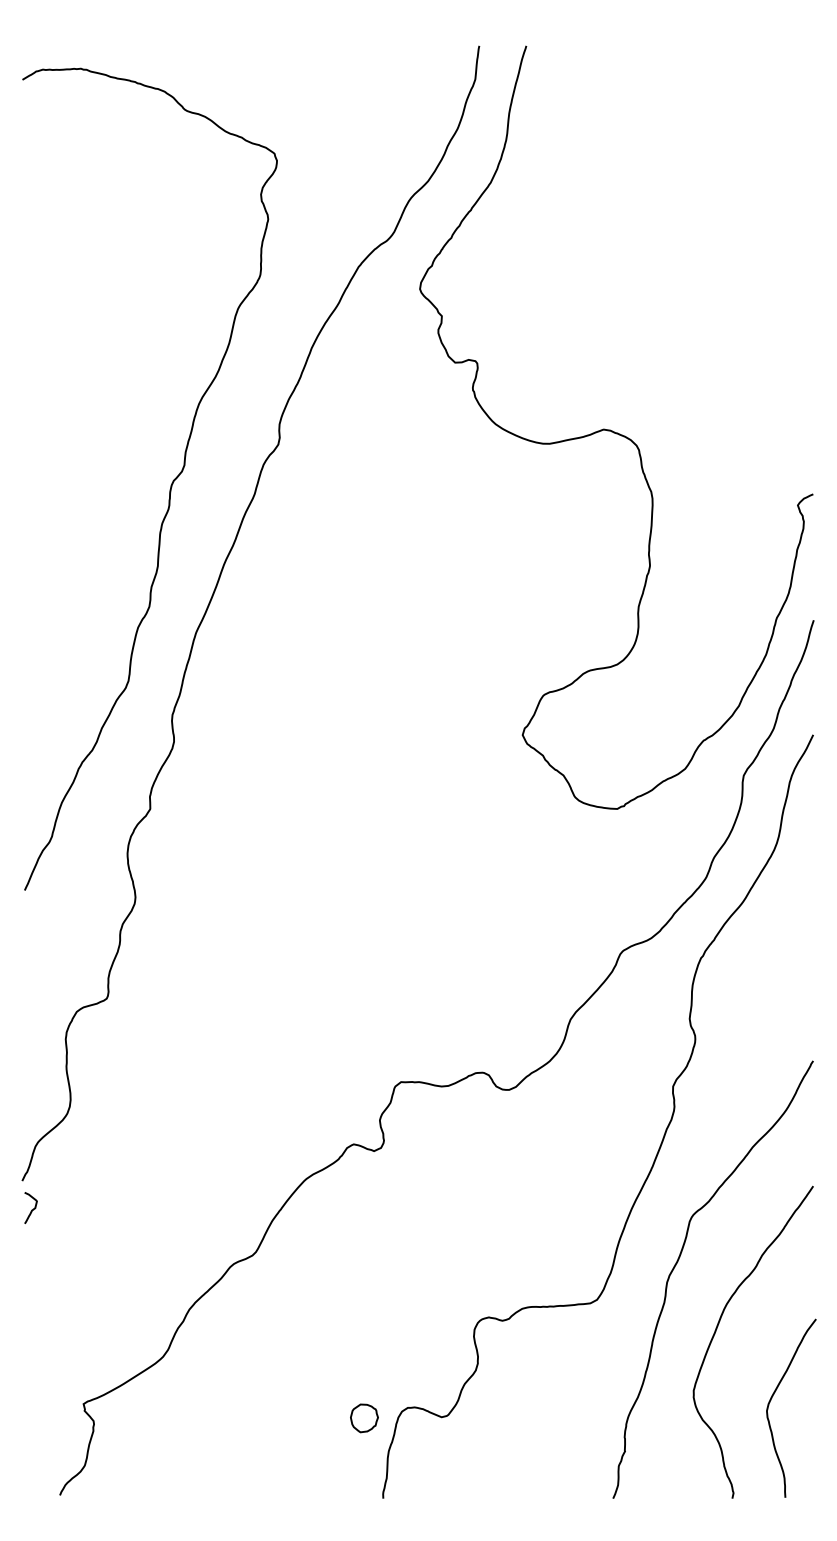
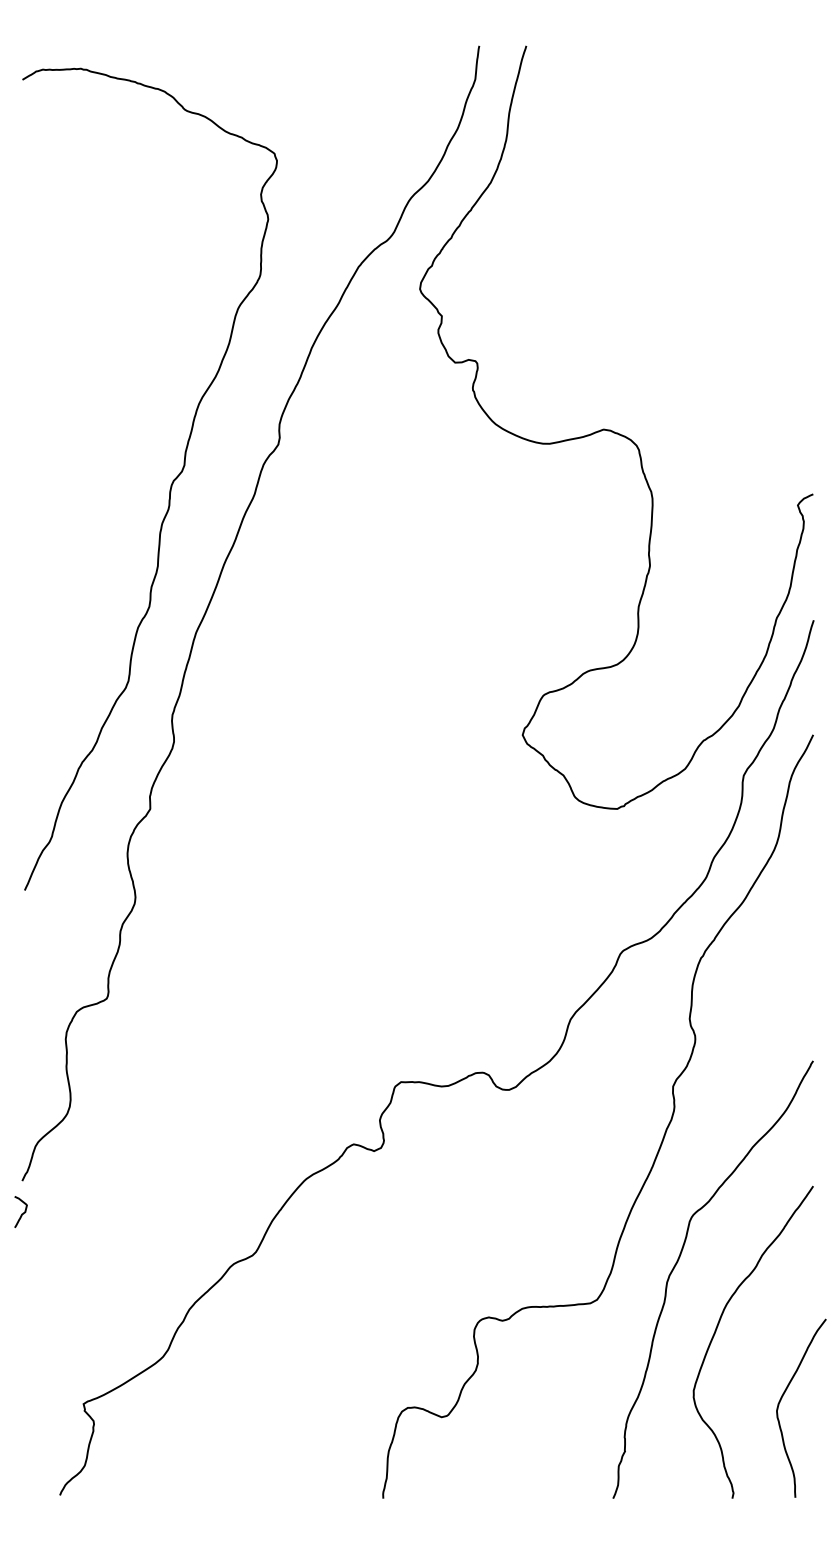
curve position: (31, 1209) -> (21, 1213) (21, 1213)
curve position: (772, 1398) -> (782, 1398) (782, 1398)
part: present -> none (364, 1418)
